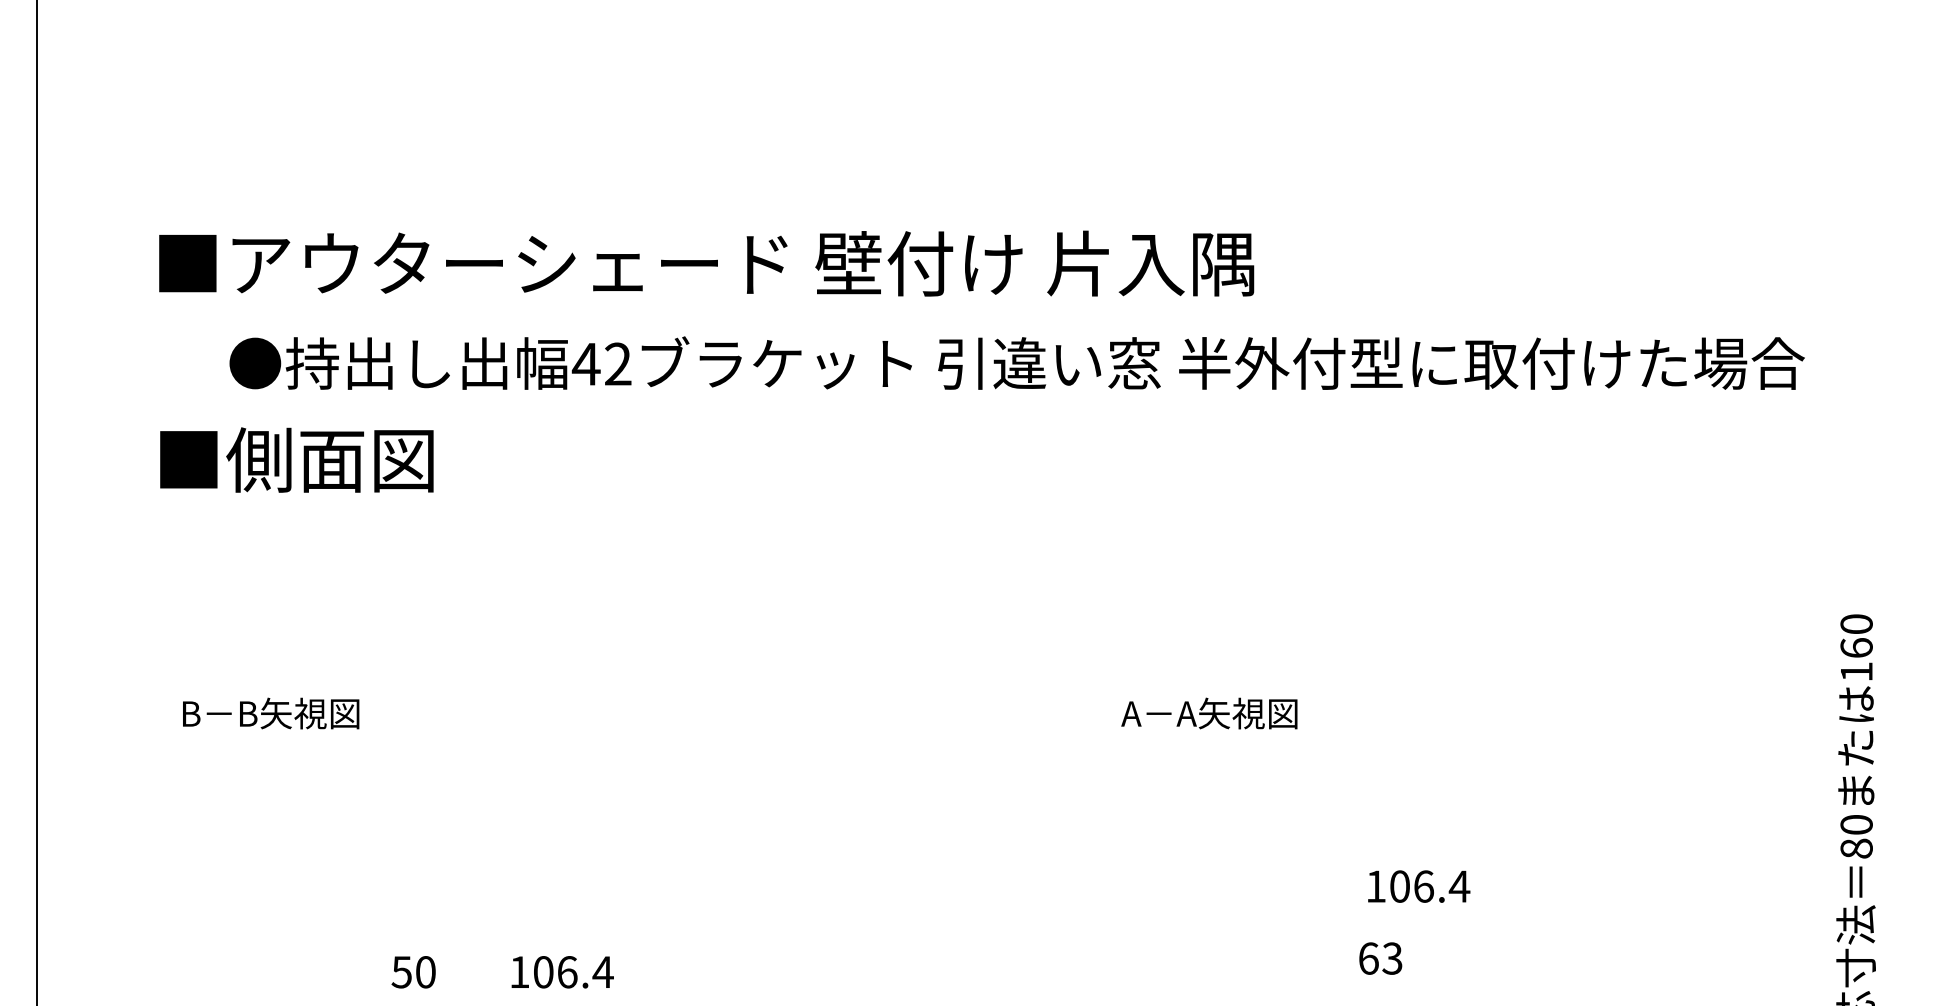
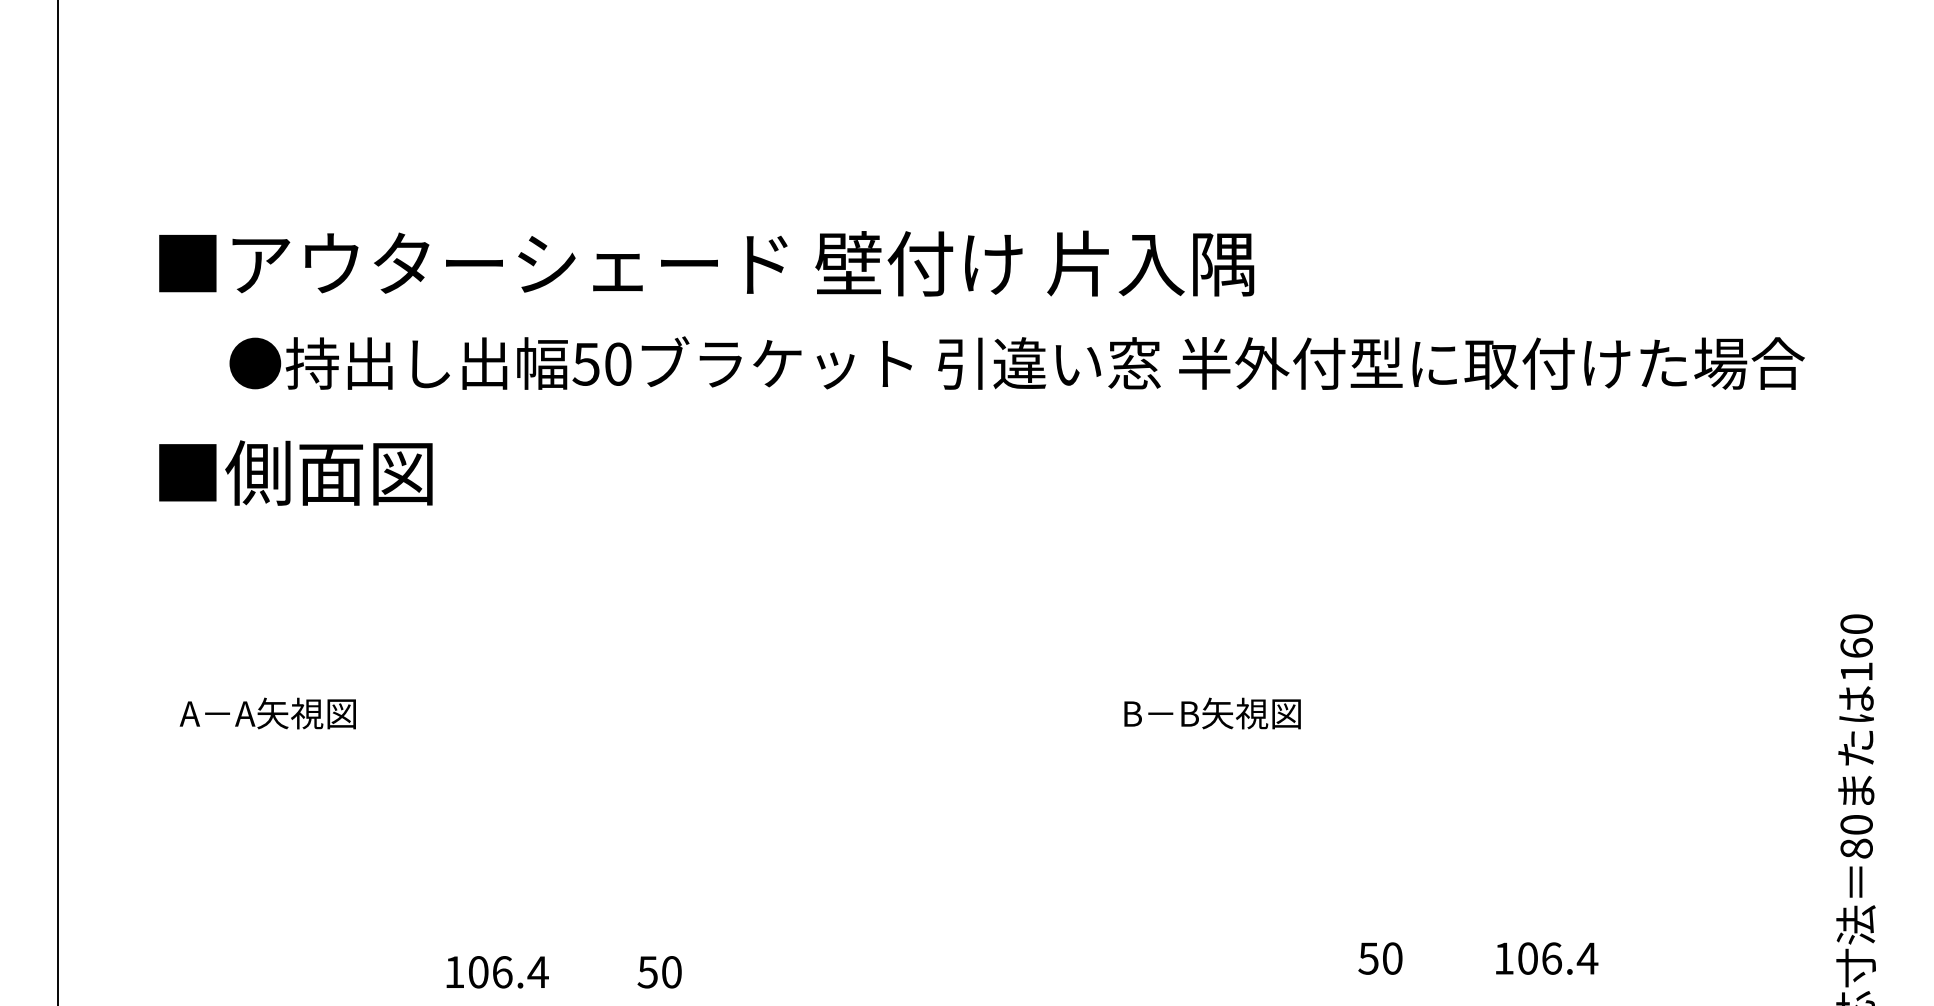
text: 42 -> 50 (601, 363)
text position: (296, 459) -> (295, 472) (295, 472)
line position: (37, 502) -> (58, 502) (58, 502)
text: B－B矢視図 -> A－A矢視図 (269, 713)
text: A－A矢視図 -> B－B矢視図 (1210, 713)
text position: (1419, 886) -> (1547, 958) (1547, 958)
text: 63 -> 50 (1380, 958)
text position: (413, 972) -> (659, 972) (659, 972)
text position: (562, 972) -> (497, 972) (497, 972)
